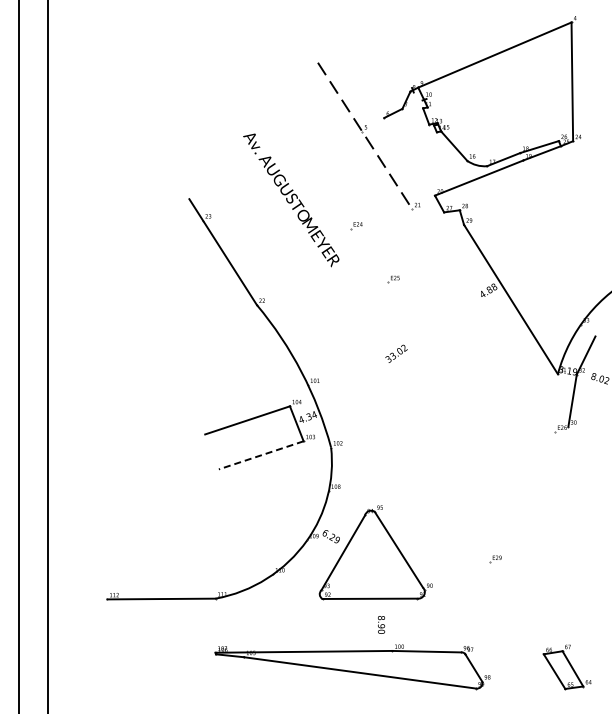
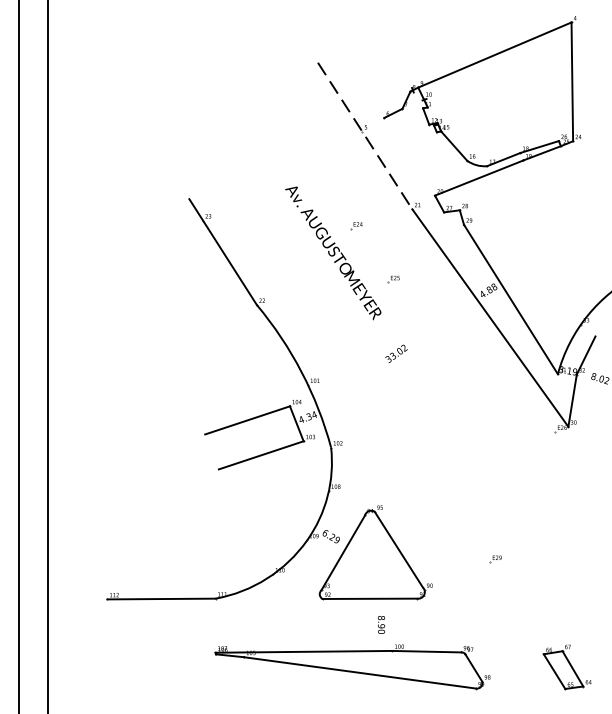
text position: (291, 200) -> (333, 253) (333, 253)
line: none -> present (490, 317)
line: dashed -> solid (261, 455)
